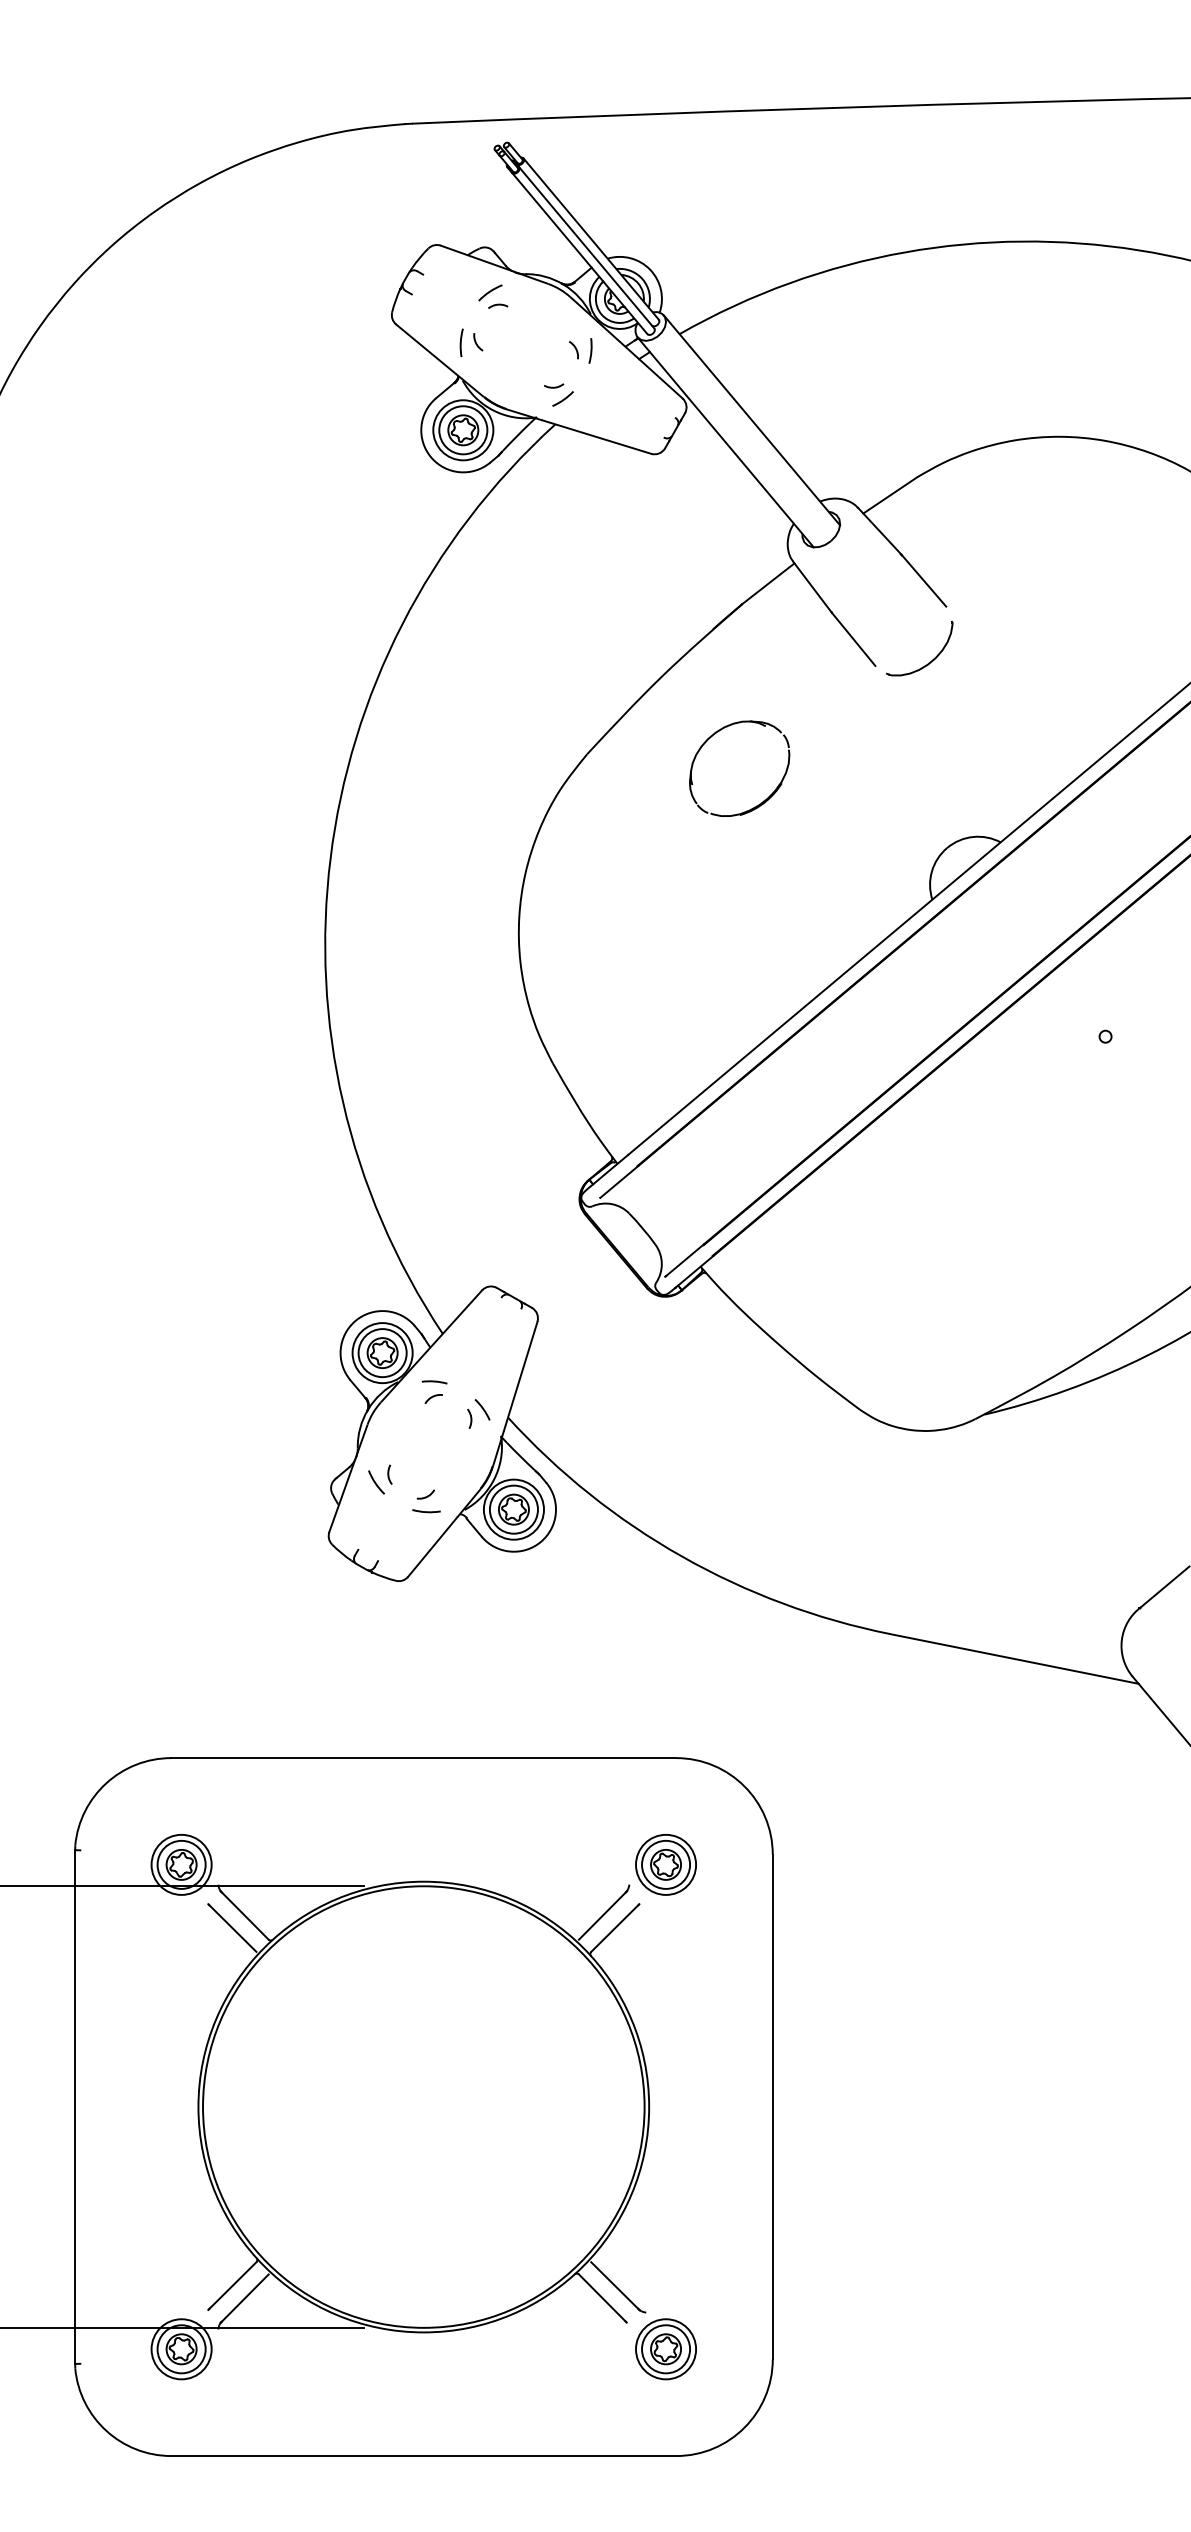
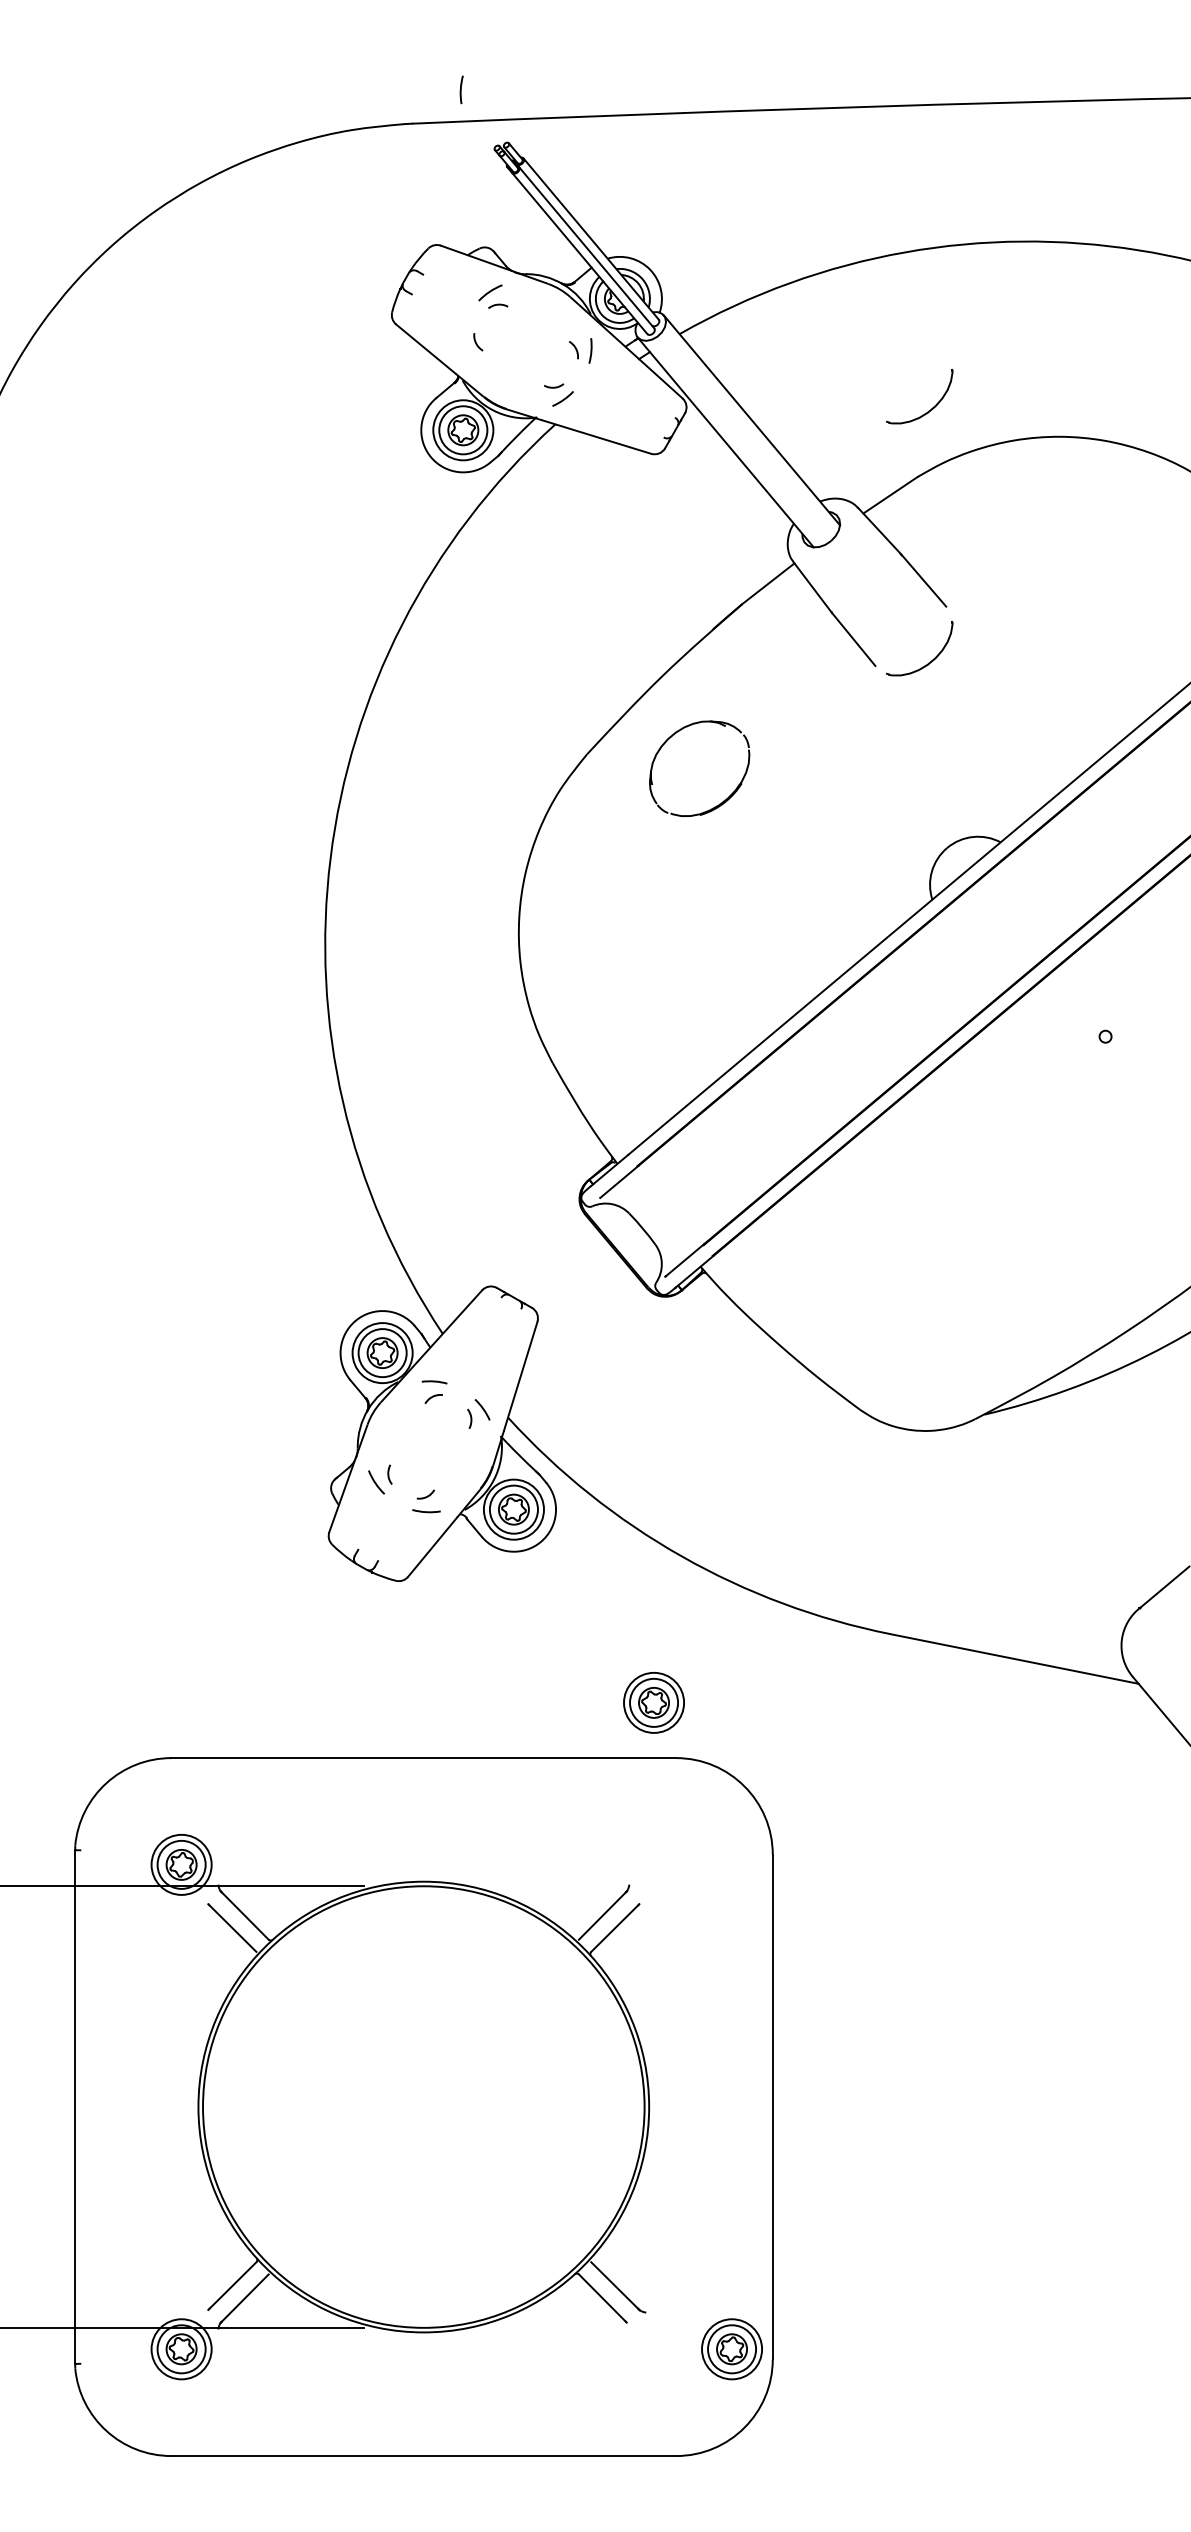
arc position: (461, 342) -> (461, 89) (461, 89)
part: none -> present (928, 410)
part position: (763, 800) -> (723, 800) (723, 800)
part position: (665, 1864) -> (653, 1702) (653, 1702)
part position: (665, 2349) -> (731, 2349) (731, 2349)
